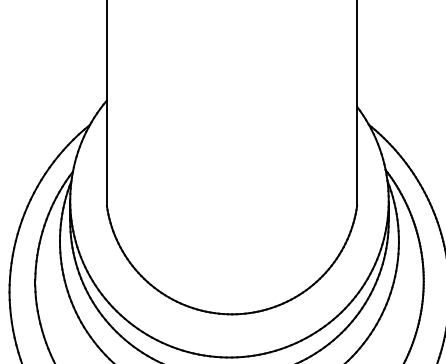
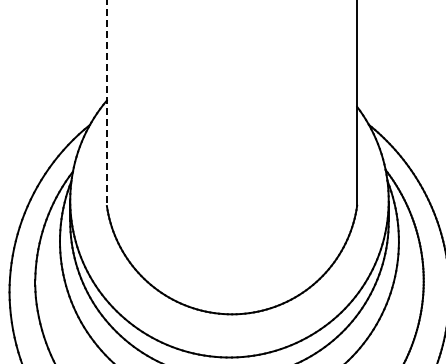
line: solid -> dashed (106, 103)
